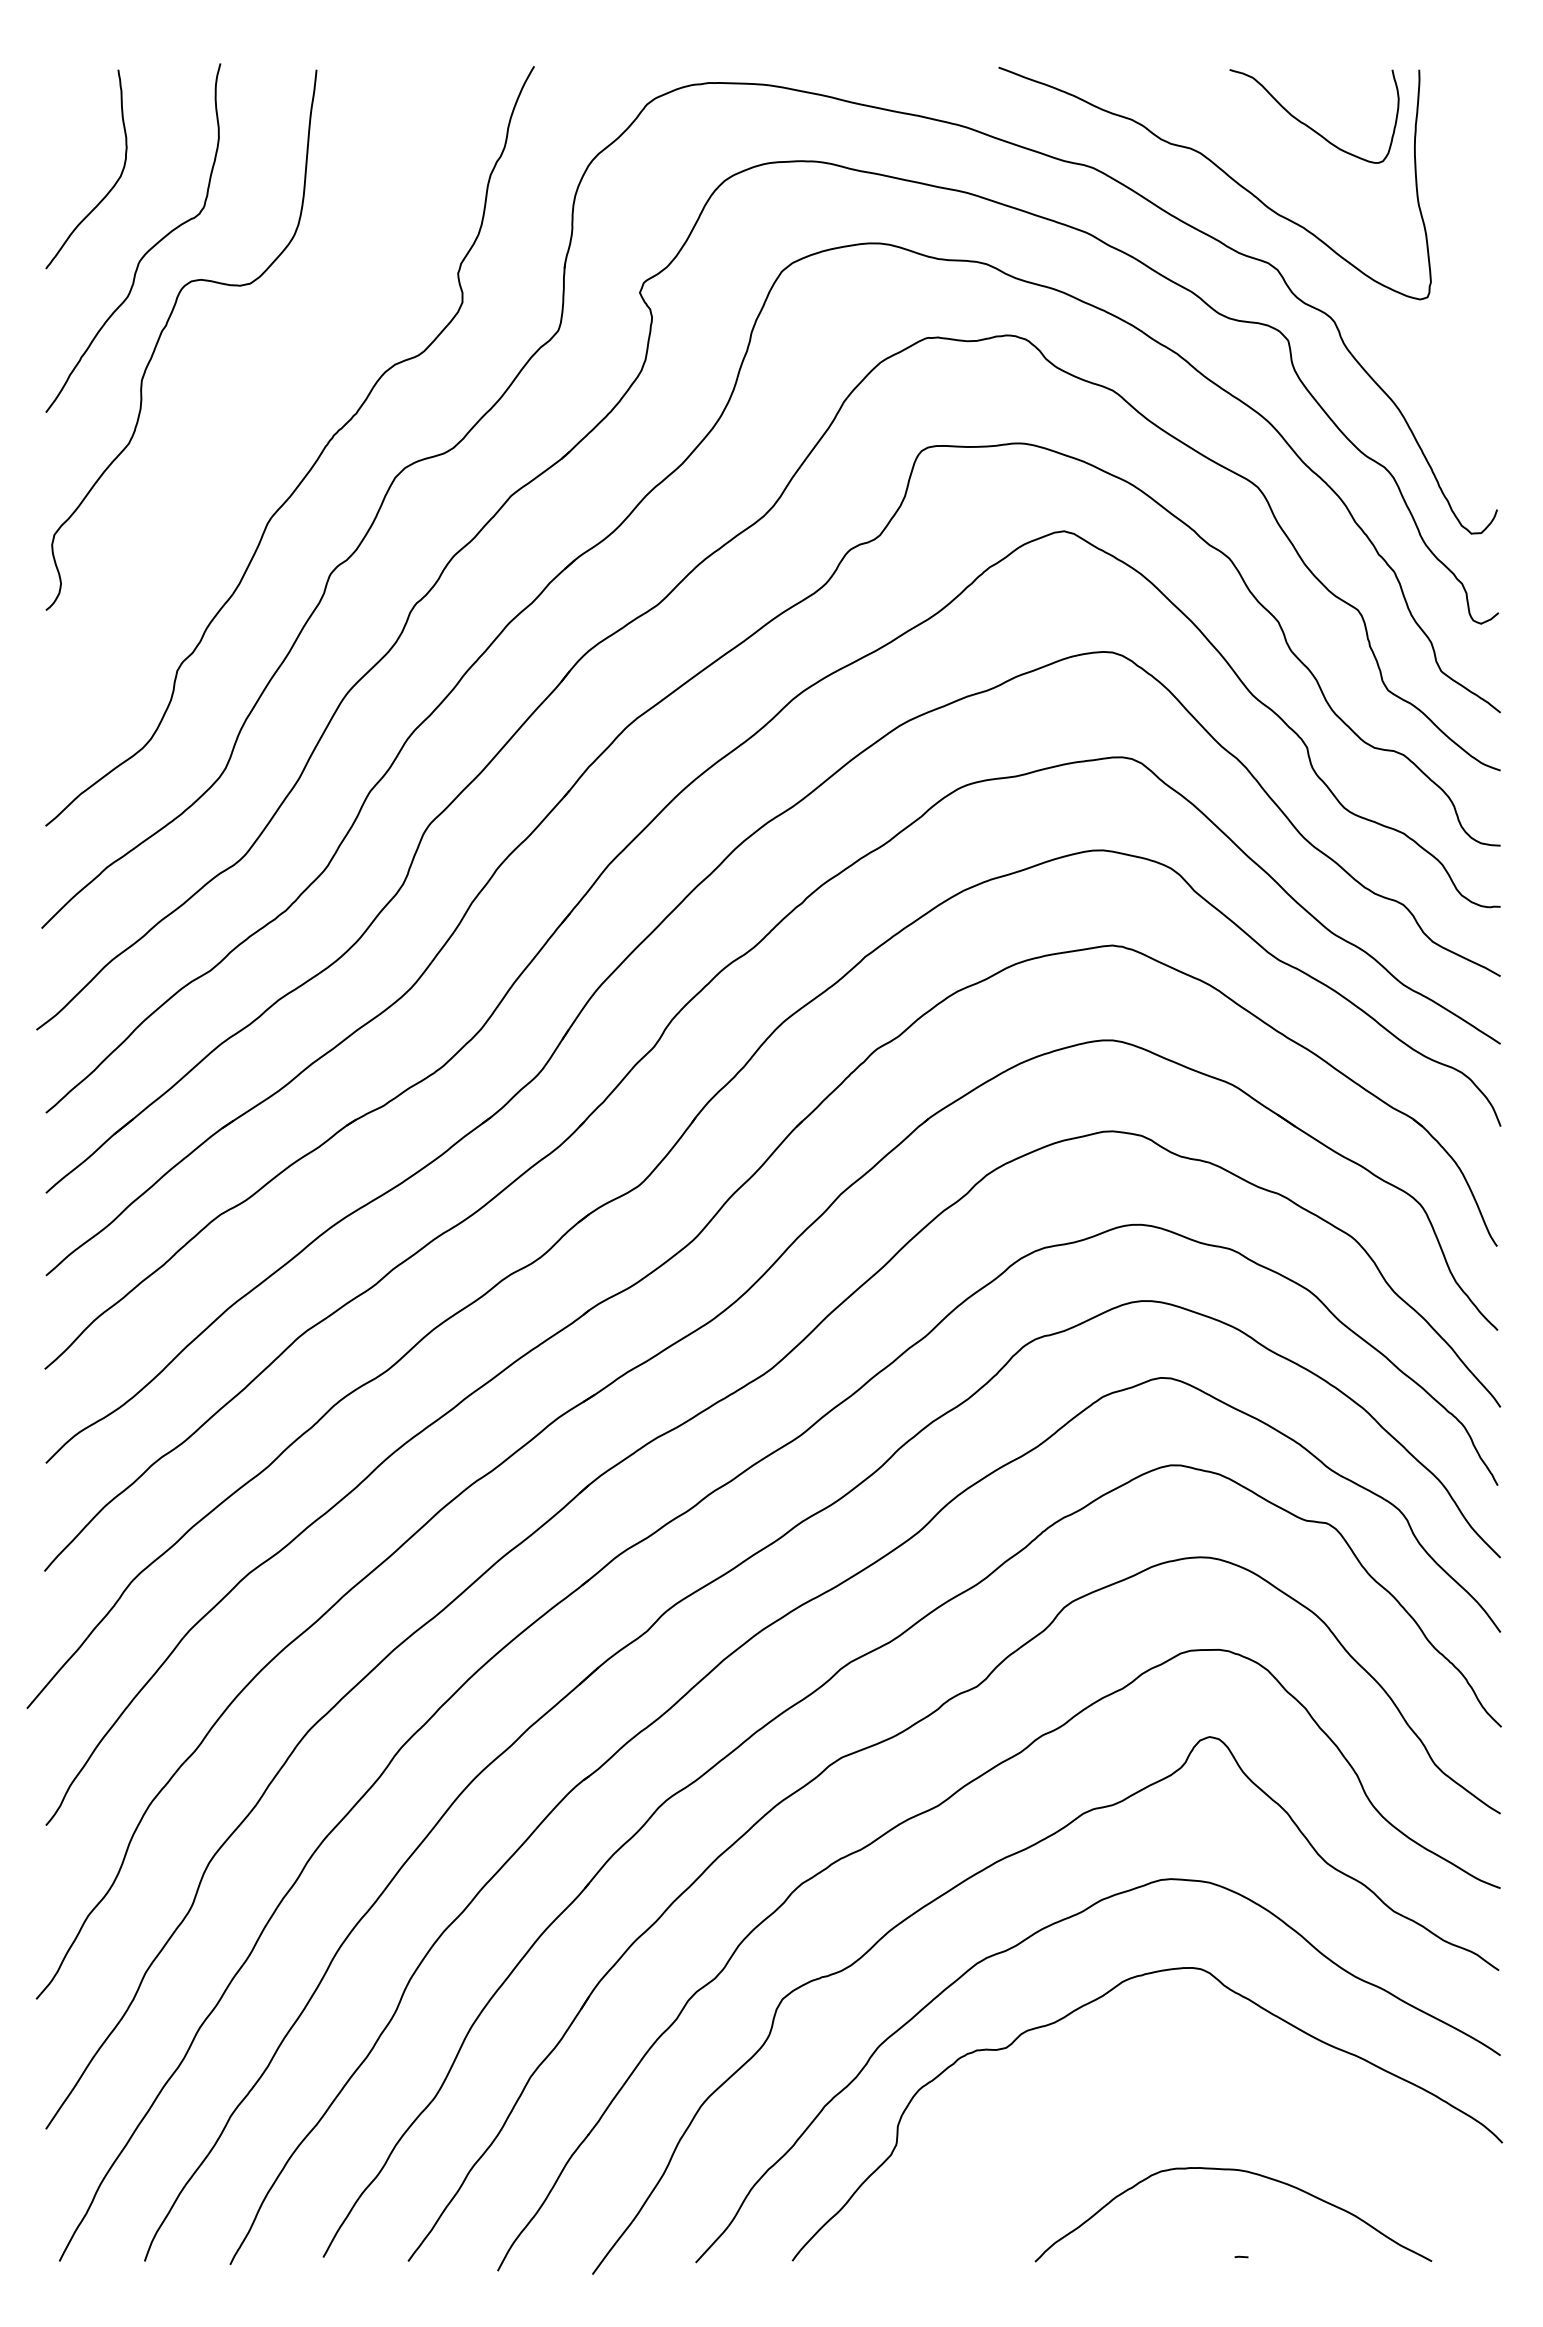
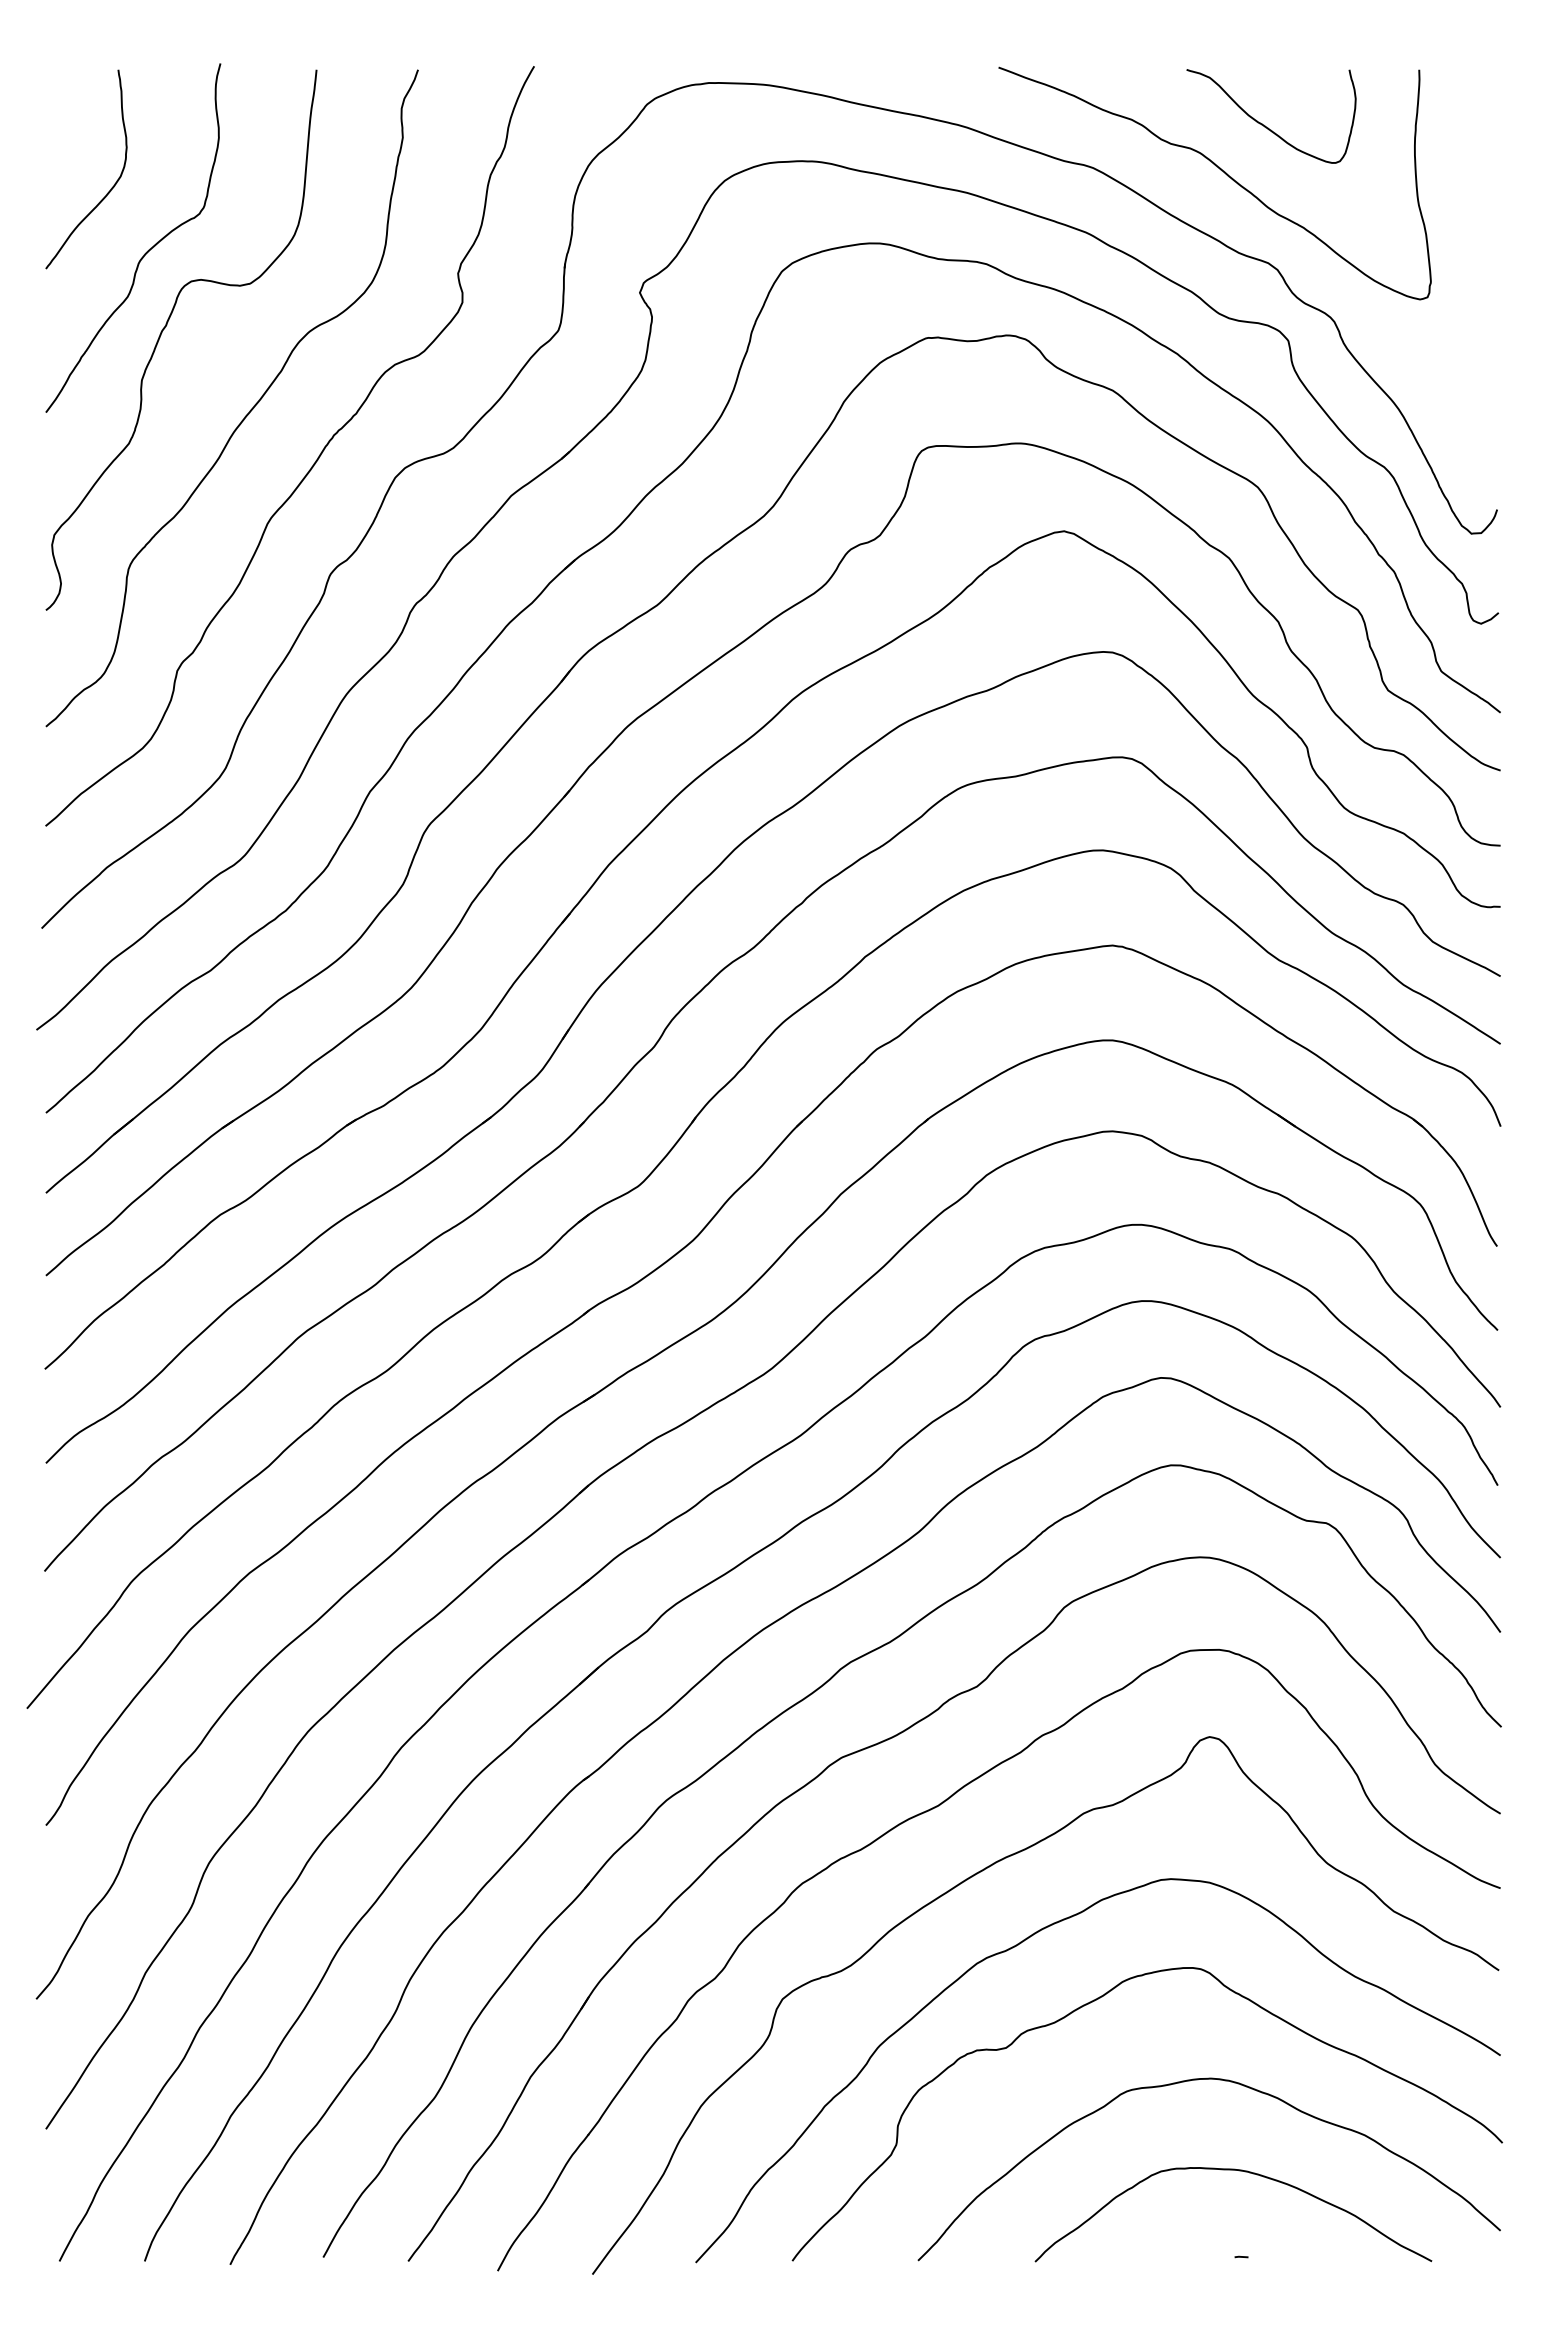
curve position: (1308, 125) -> (1265, 125) (1265, 125)
curve: none -> present (249, 410)
curve: none -> present (1224, 2081)
